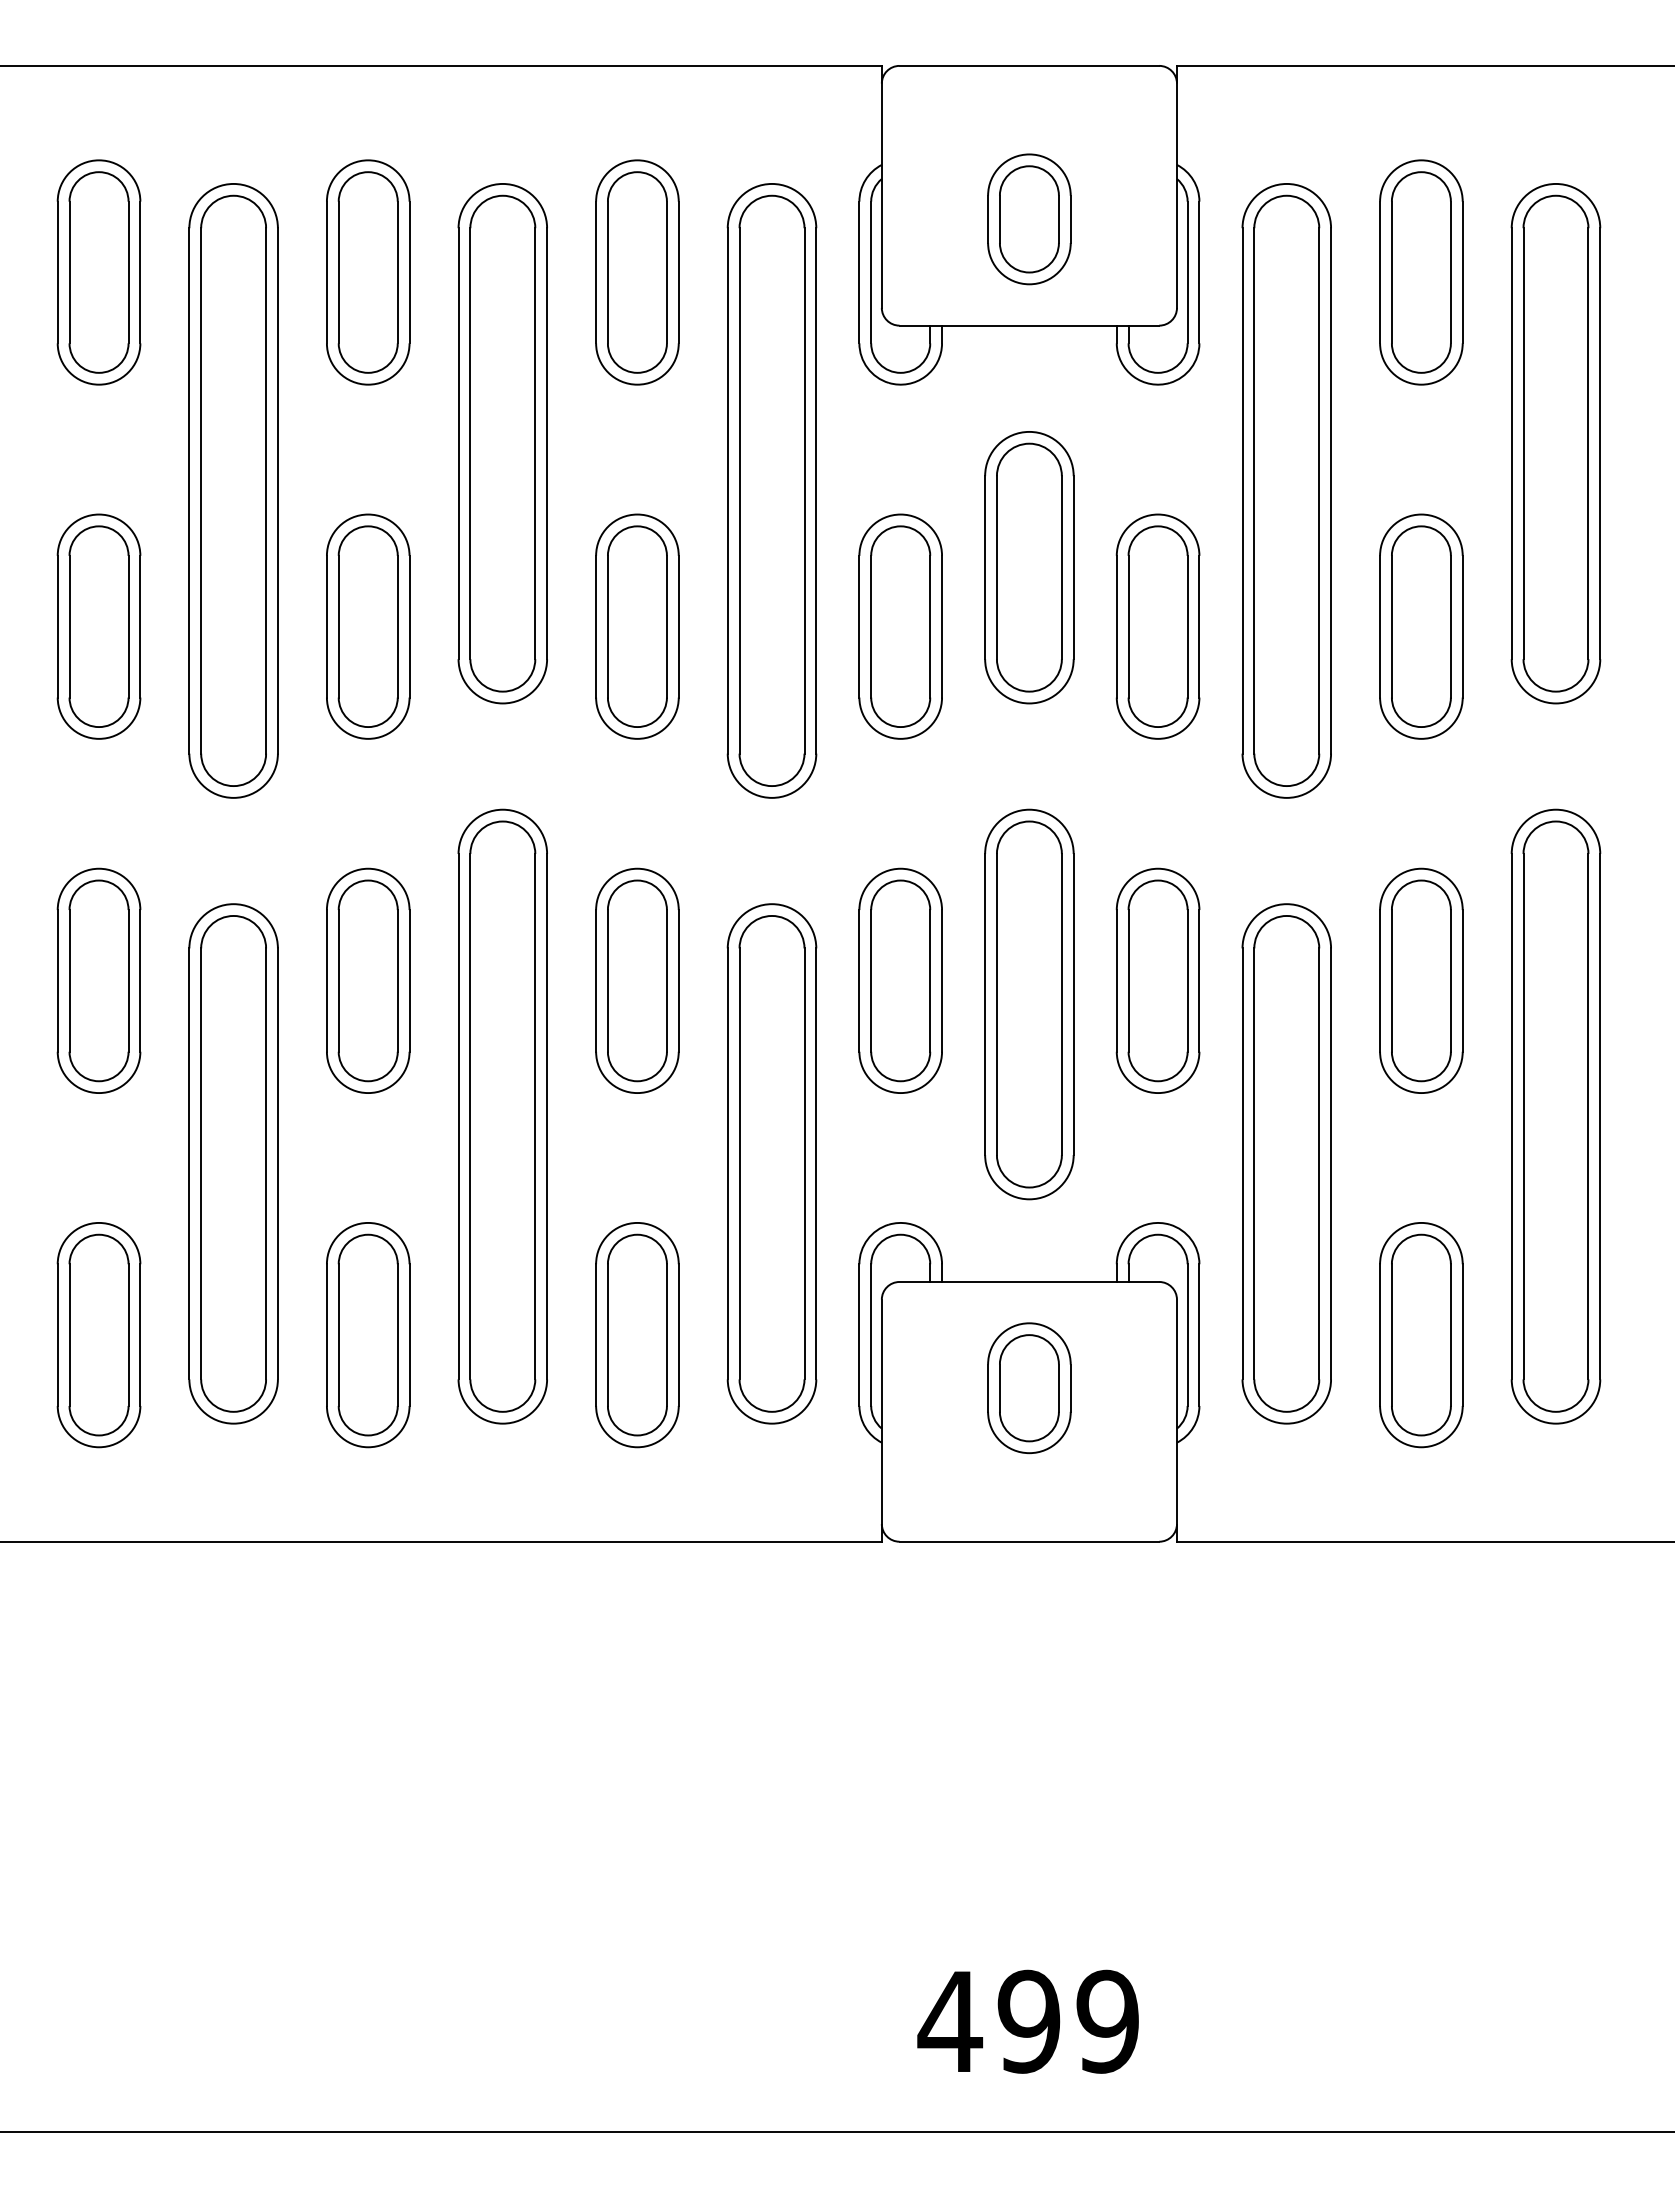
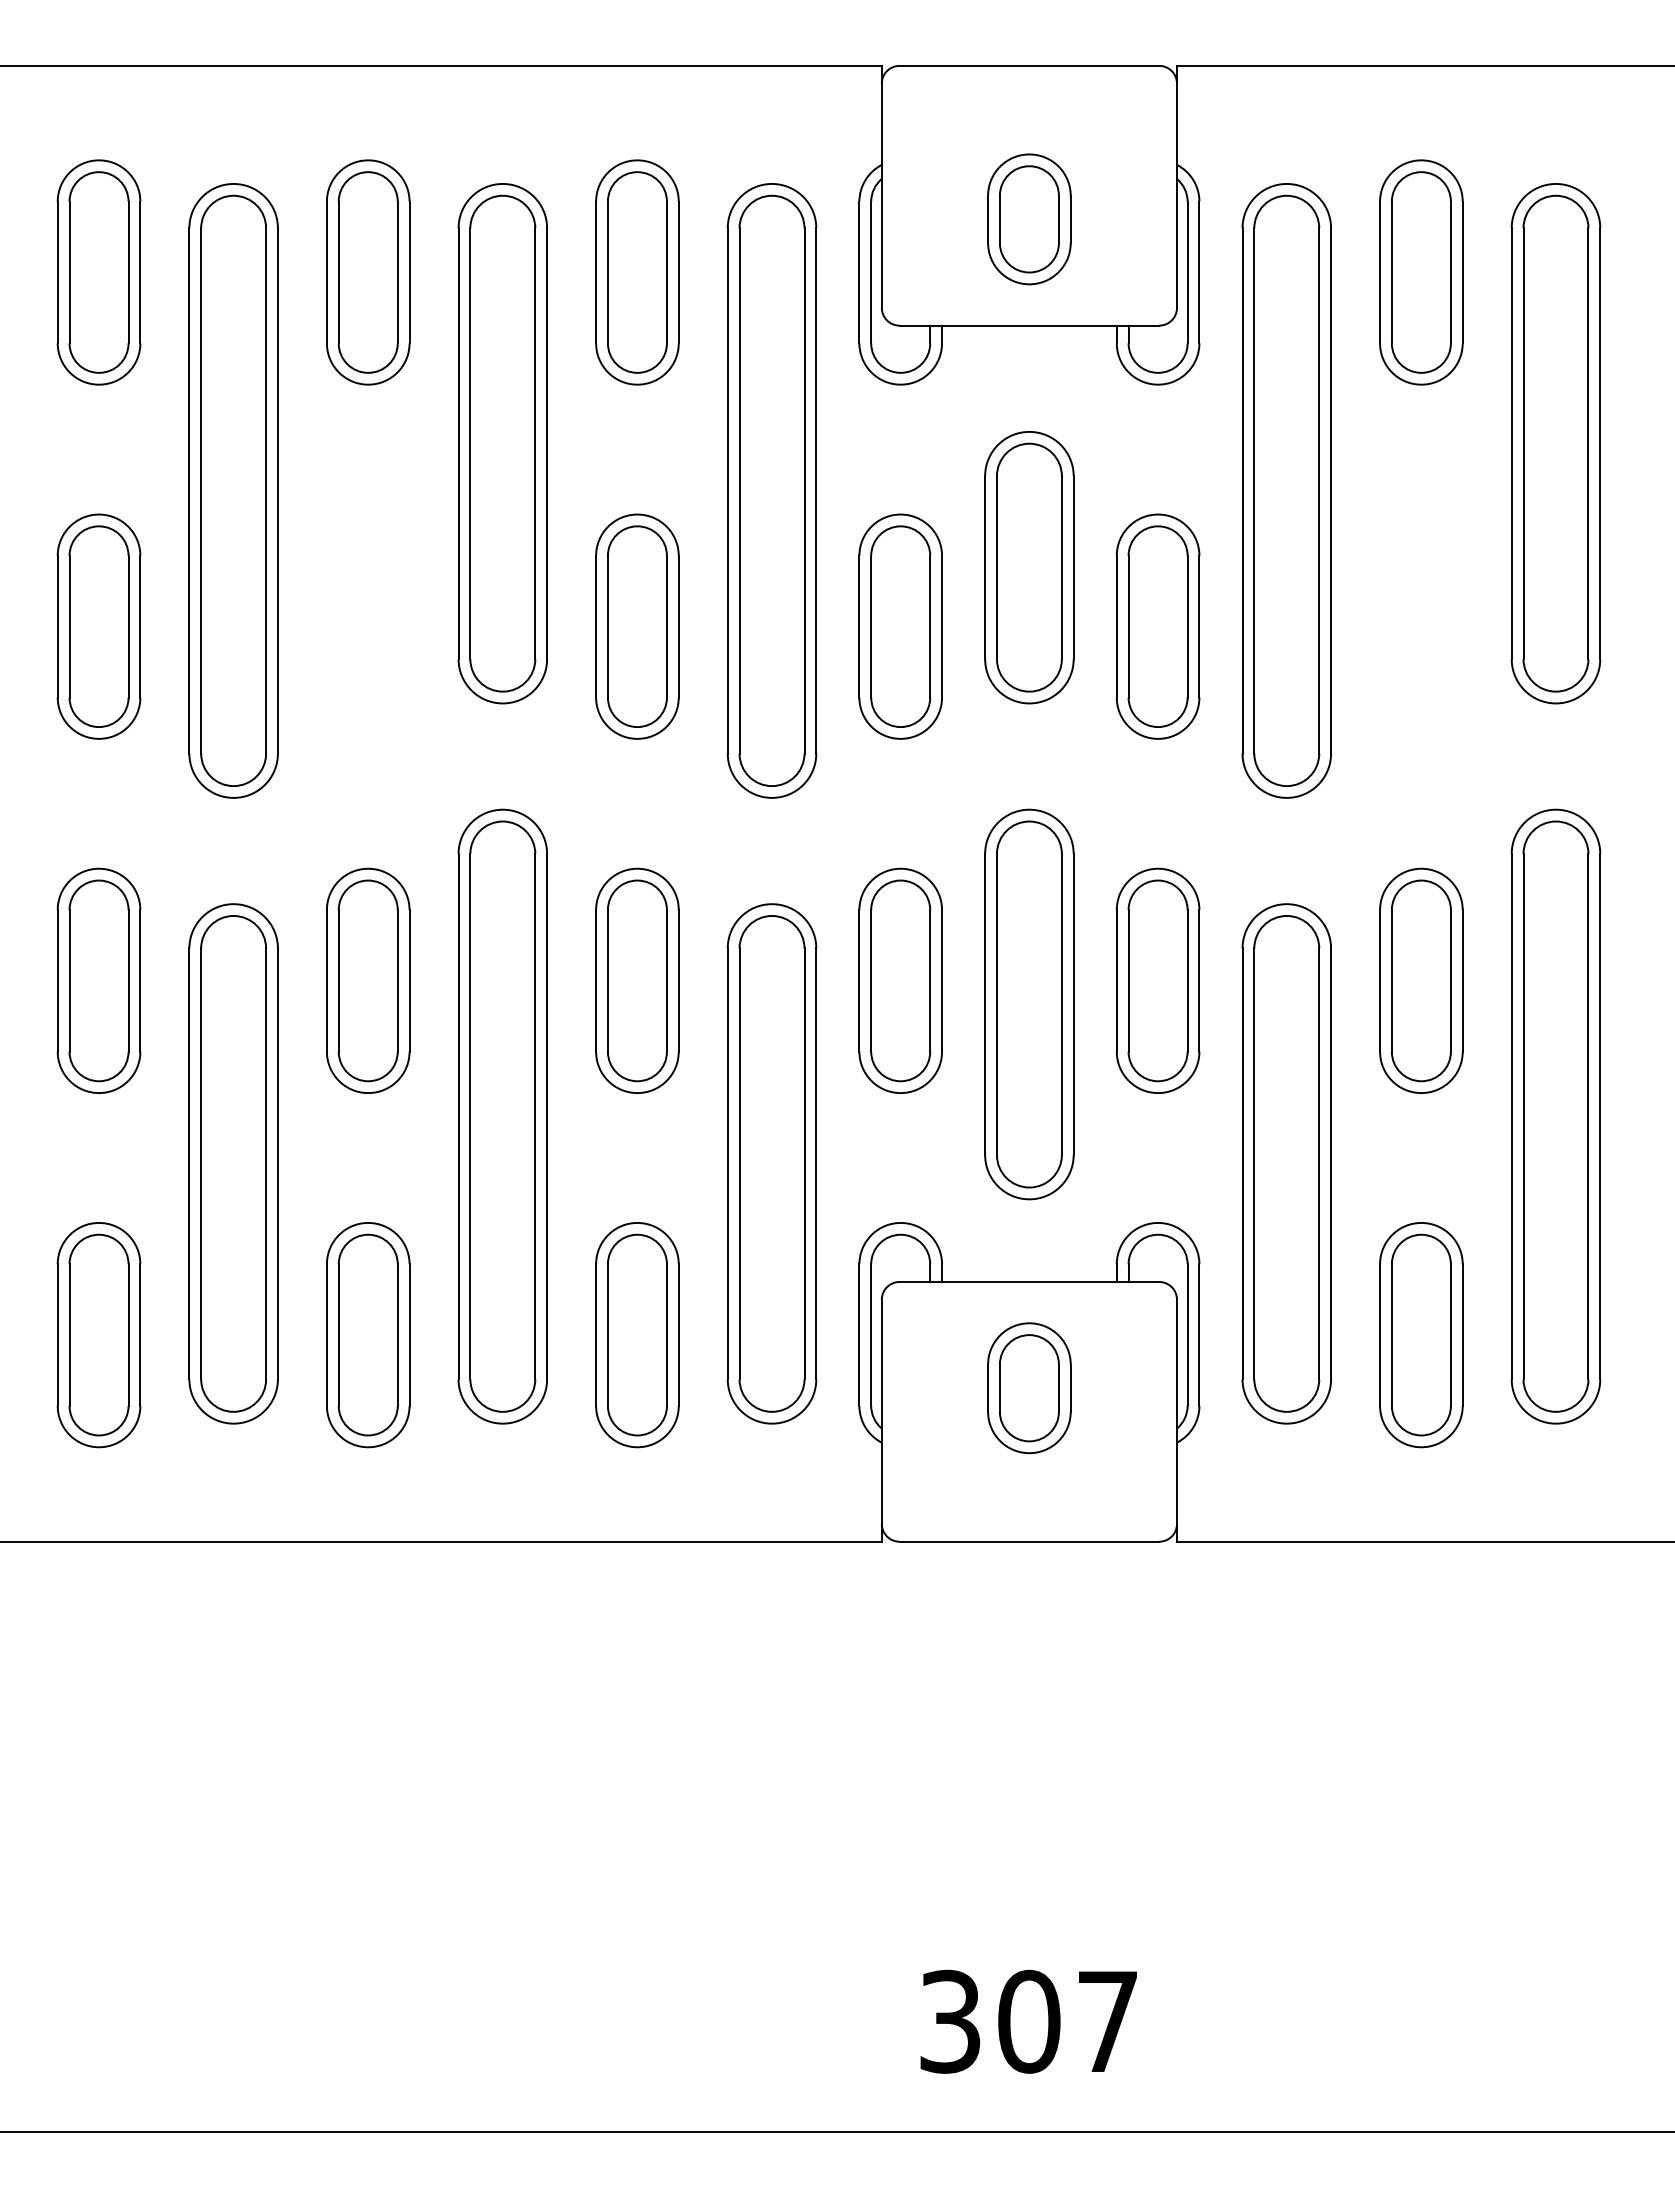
part: present -> none (368, 626)
part: present -> none (1421, 626)
text: 499 -> 307 (1027, 2021)
